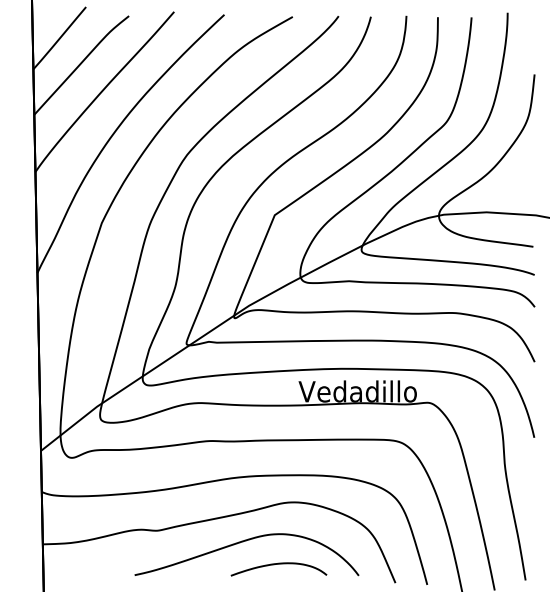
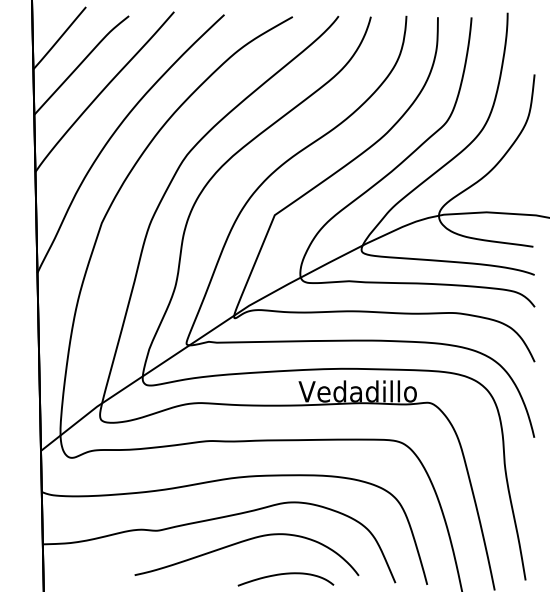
curve position: (278, 564) -> (285, 574) (285, 574)
